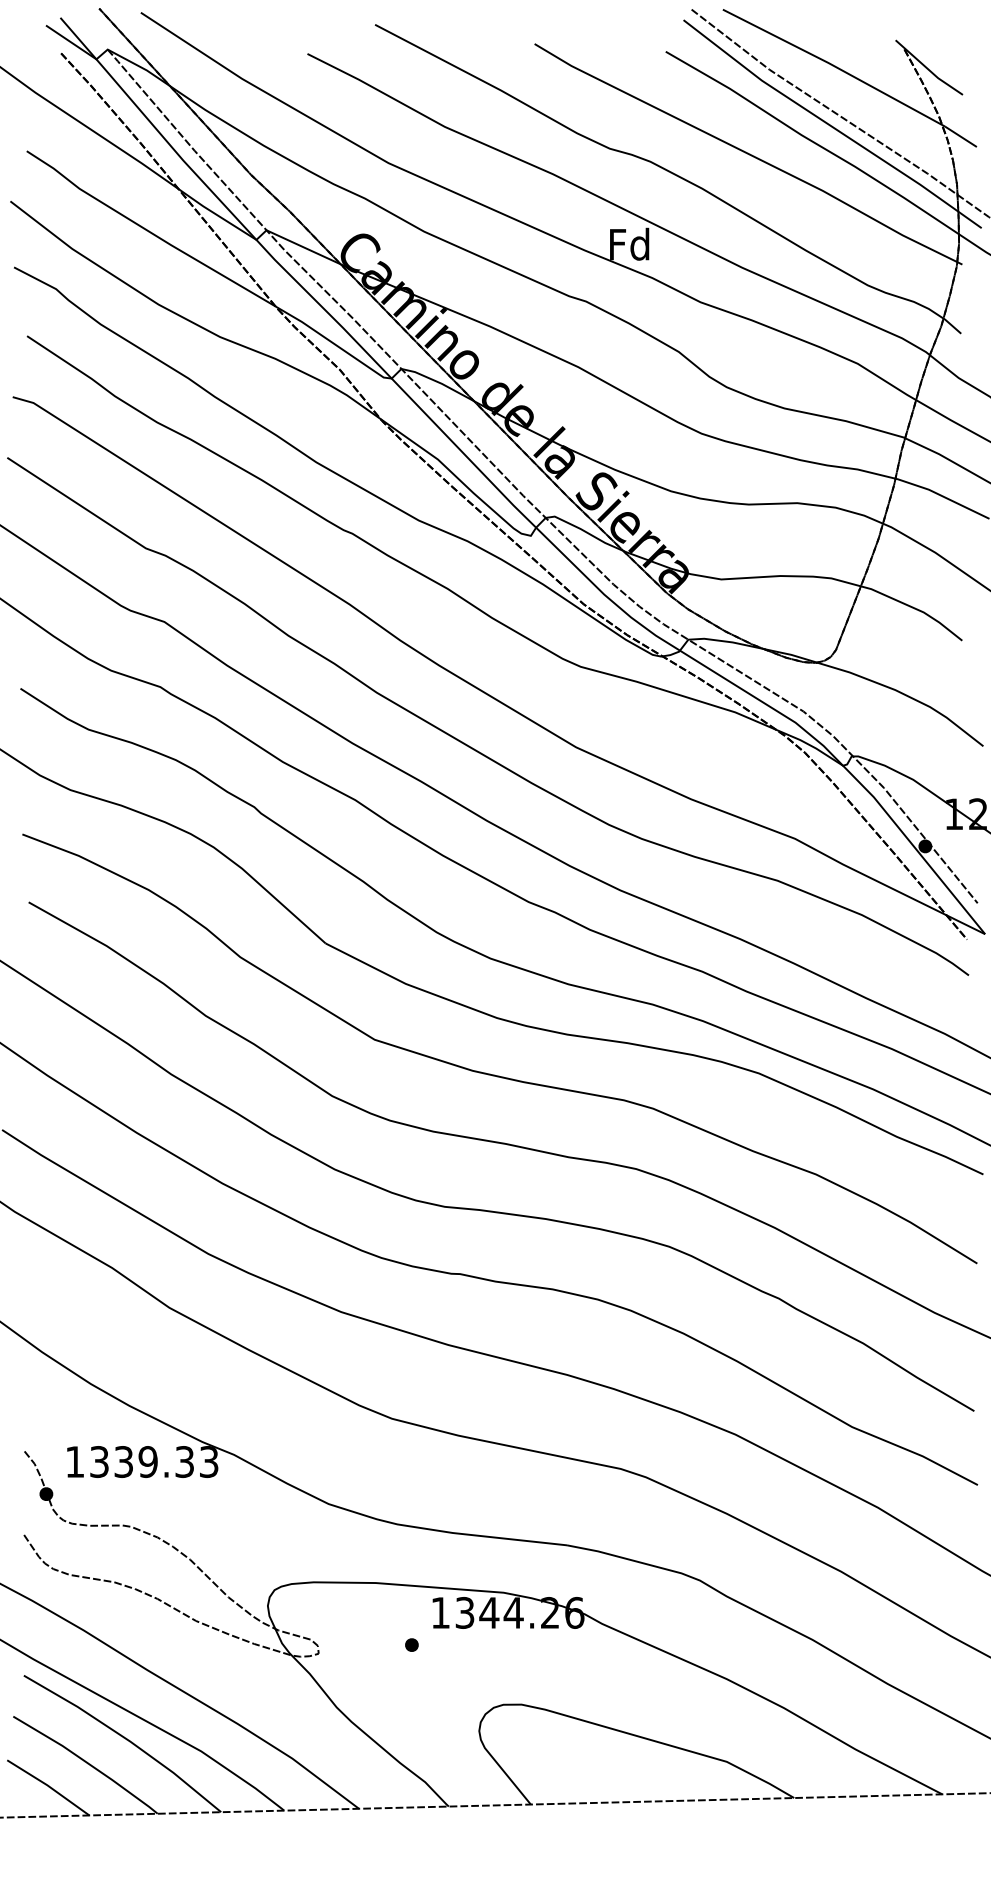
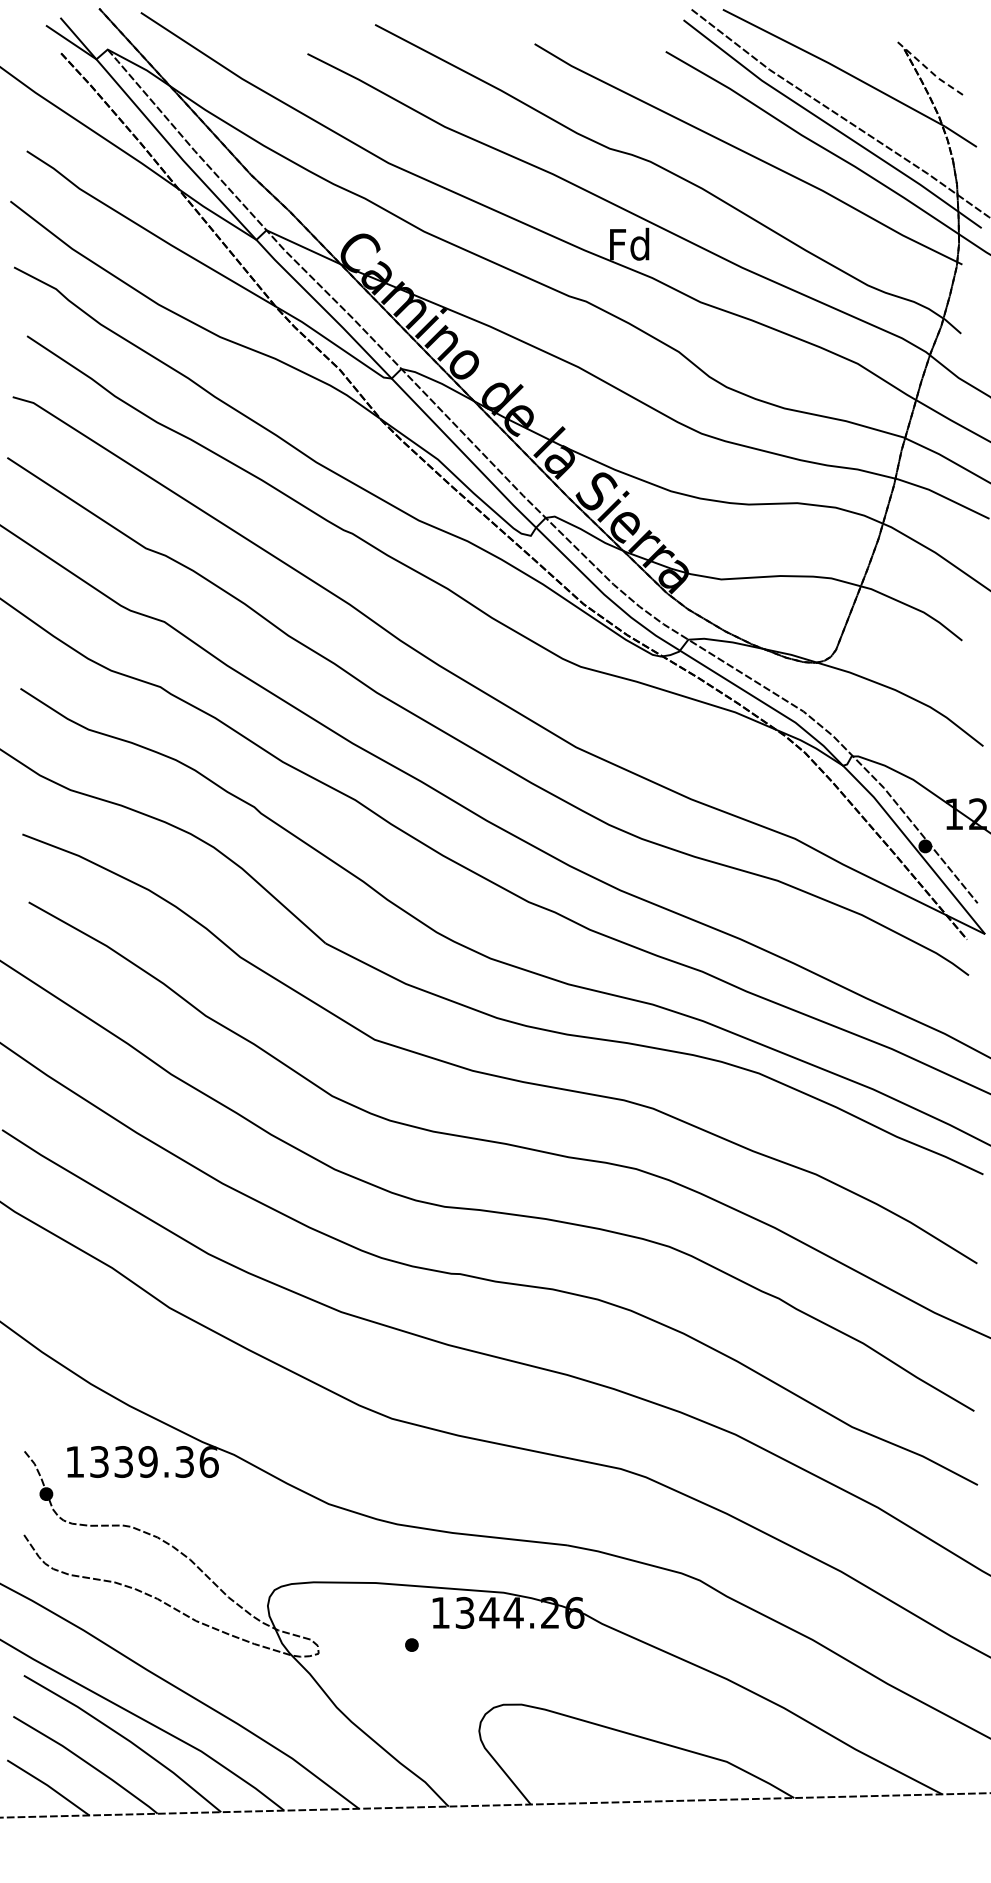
line: solid -> dashed (927, 69)
text: 1339.33 -> 1339.36 (208, 1462)
